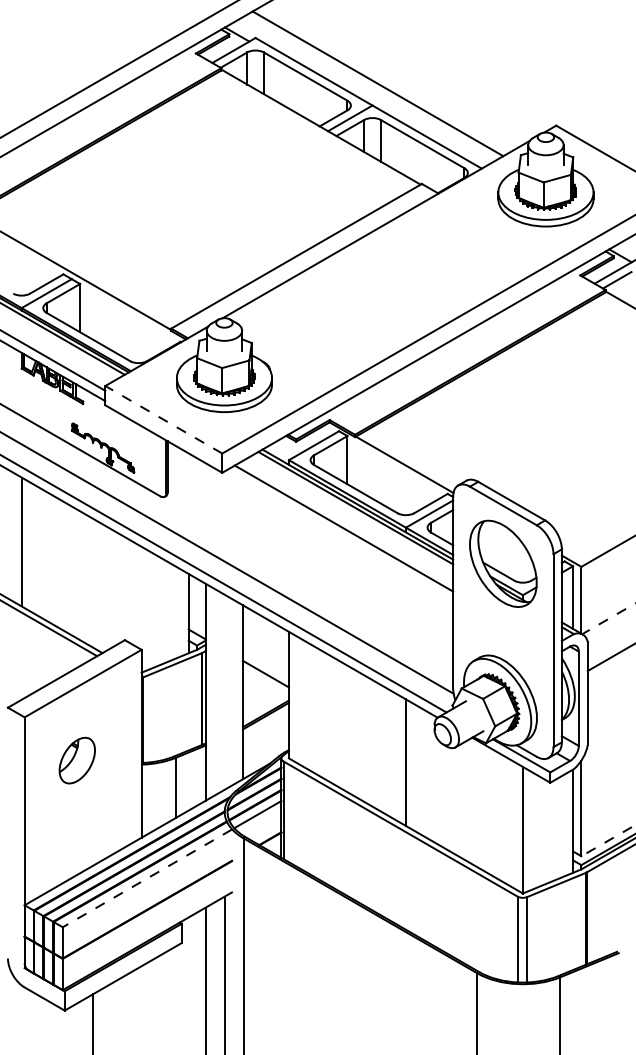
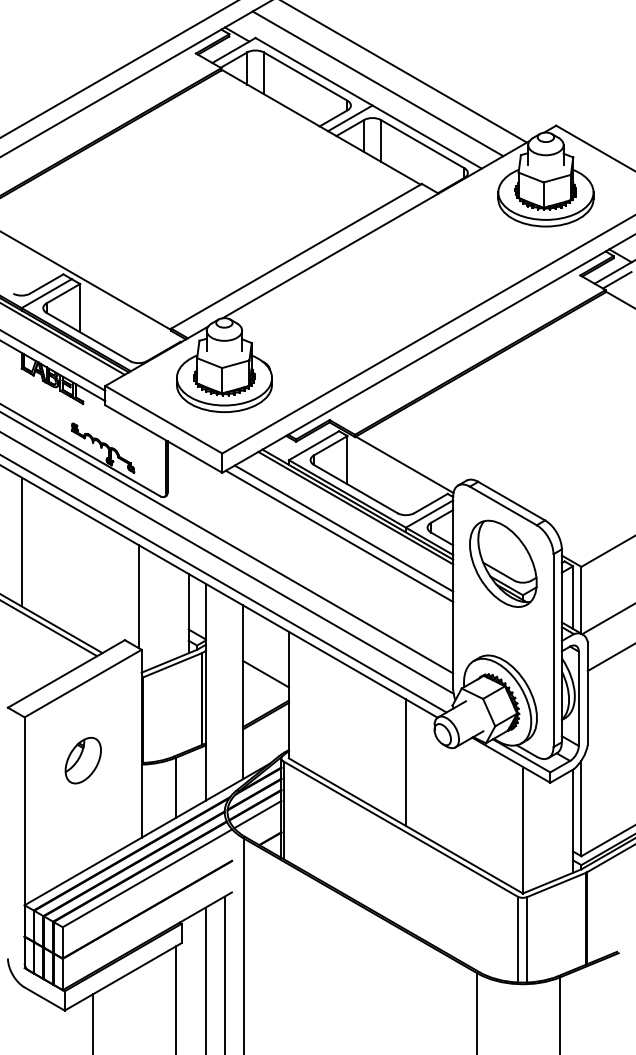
line: none -> present (405, 72)
line: dashed -> solid (163, 419)
line: none -> present (339, 536)
line: none -> present (227, 543)
line: none -> present (138, 596)
line: dashed -> solid (609, 618)
part position: (76, 760) -> (82, 760) (82, 760)
line: dashed -> solid (608, 840)
line: dashed -> solid (147, 878)
line: none -> present (175, 998)
